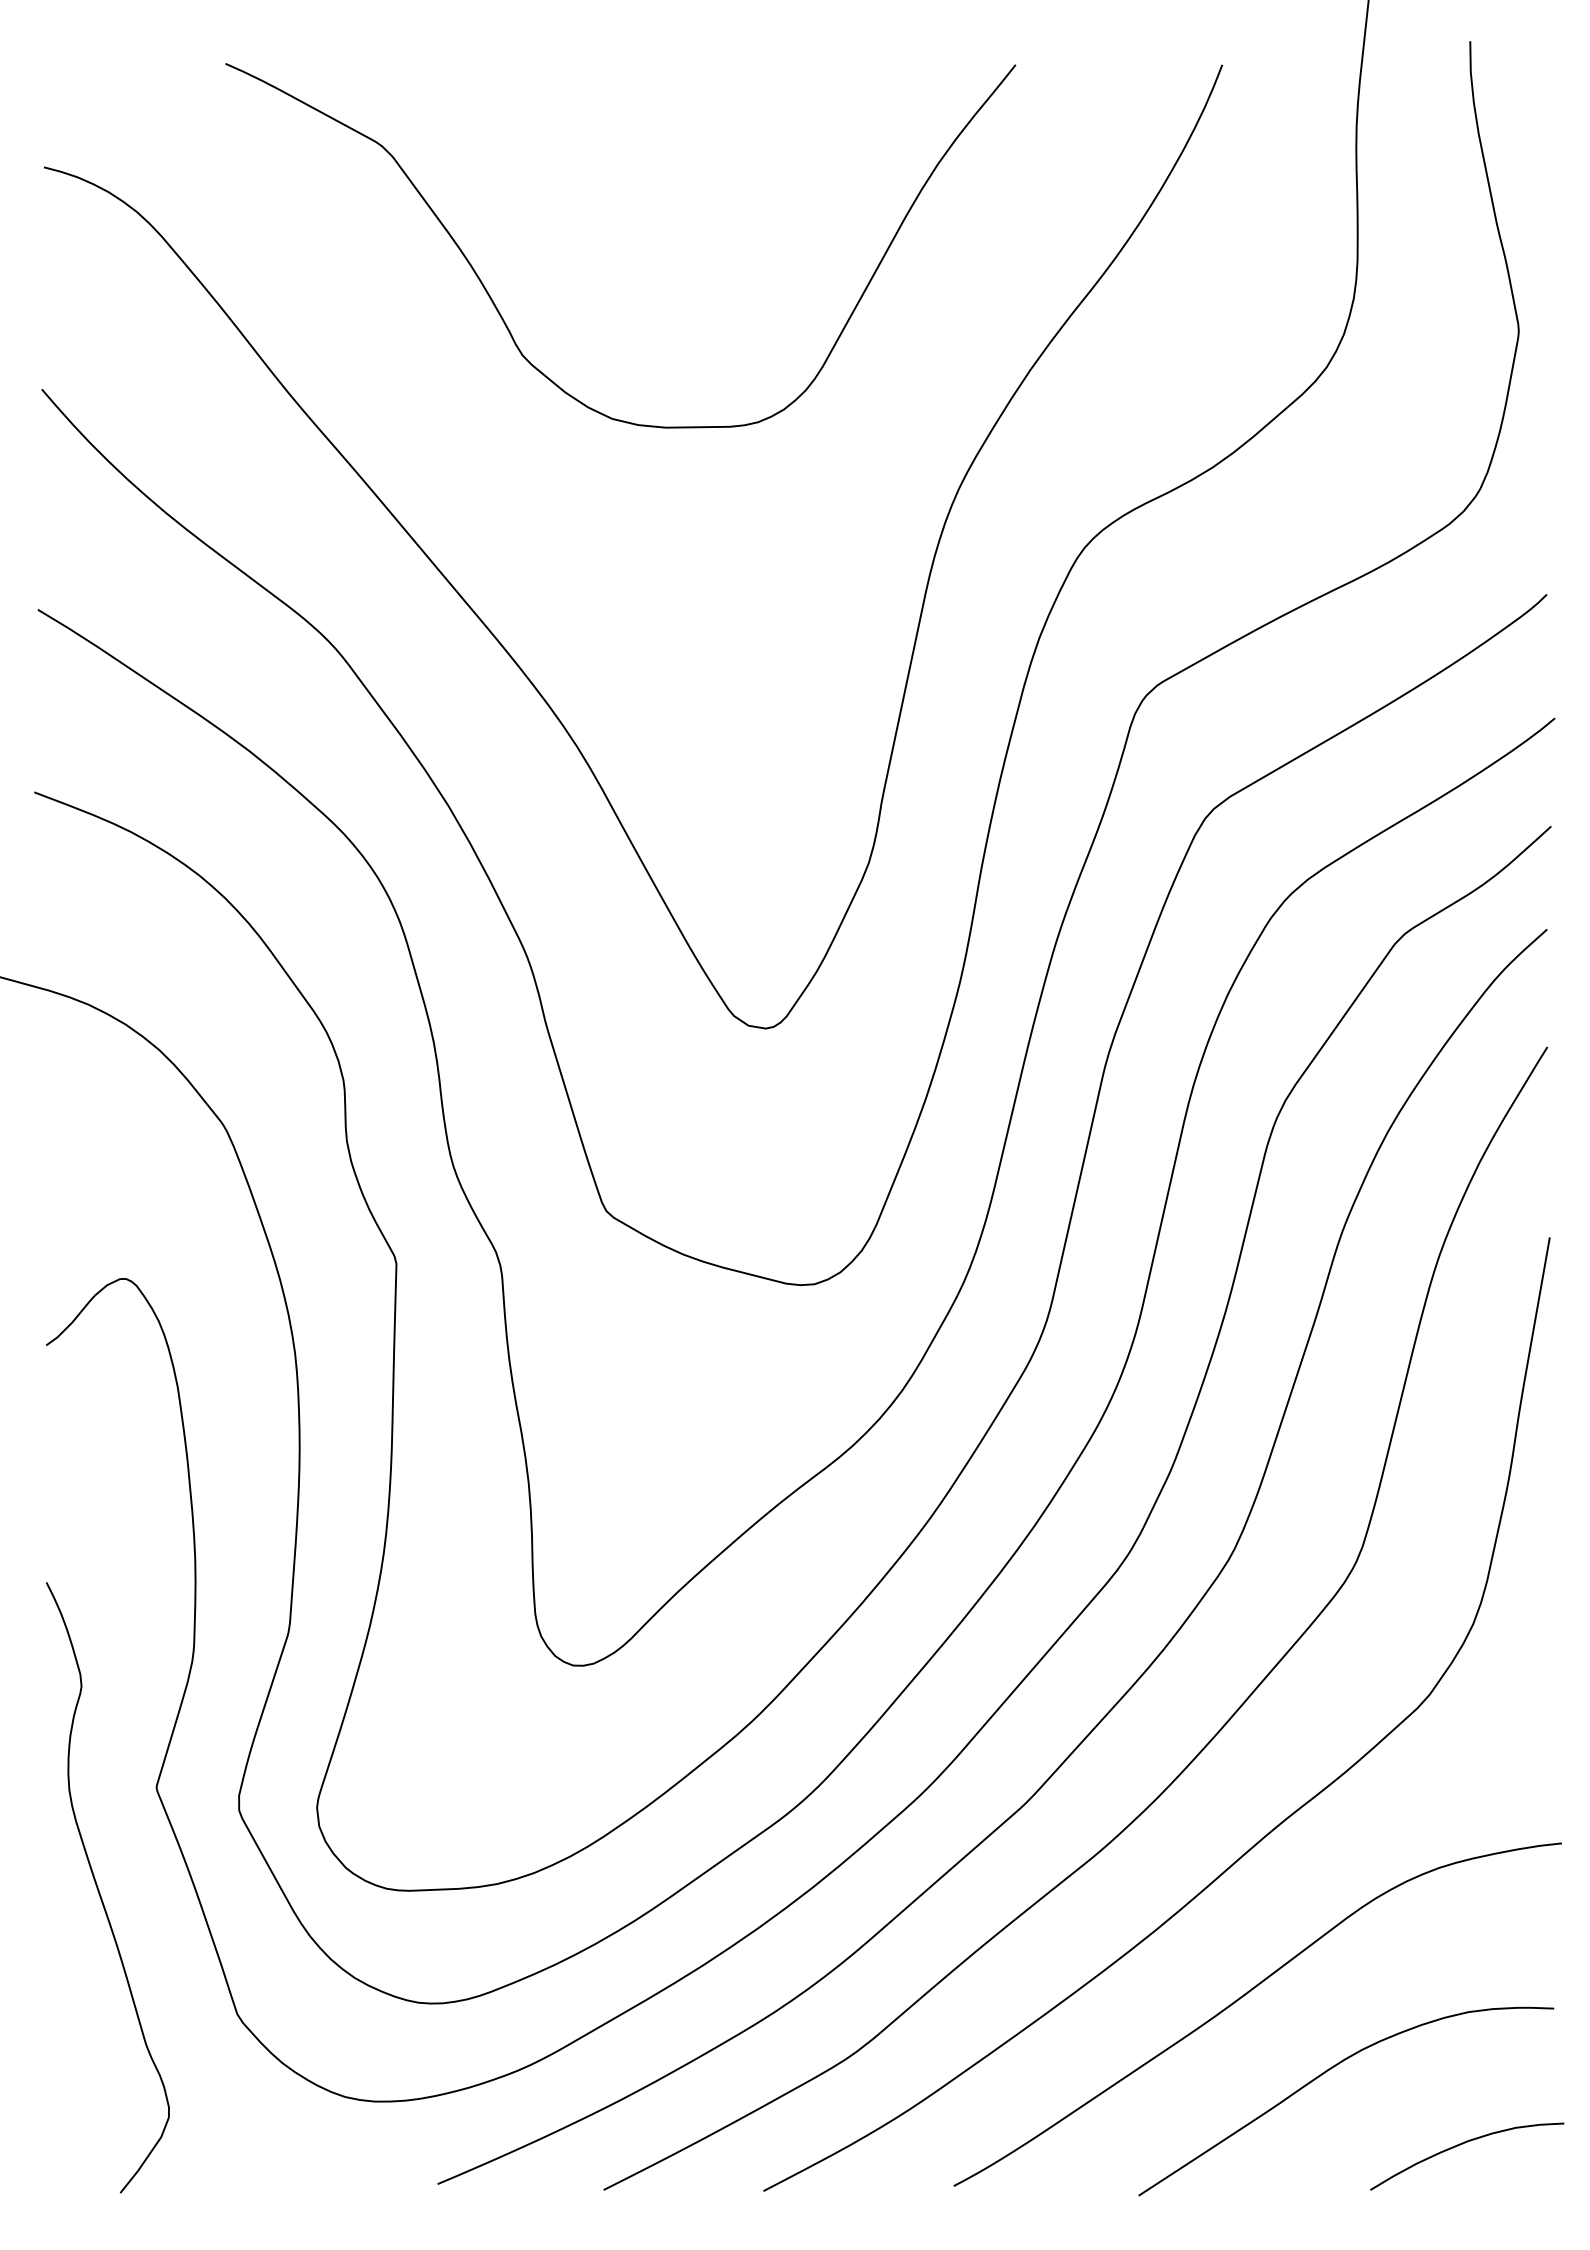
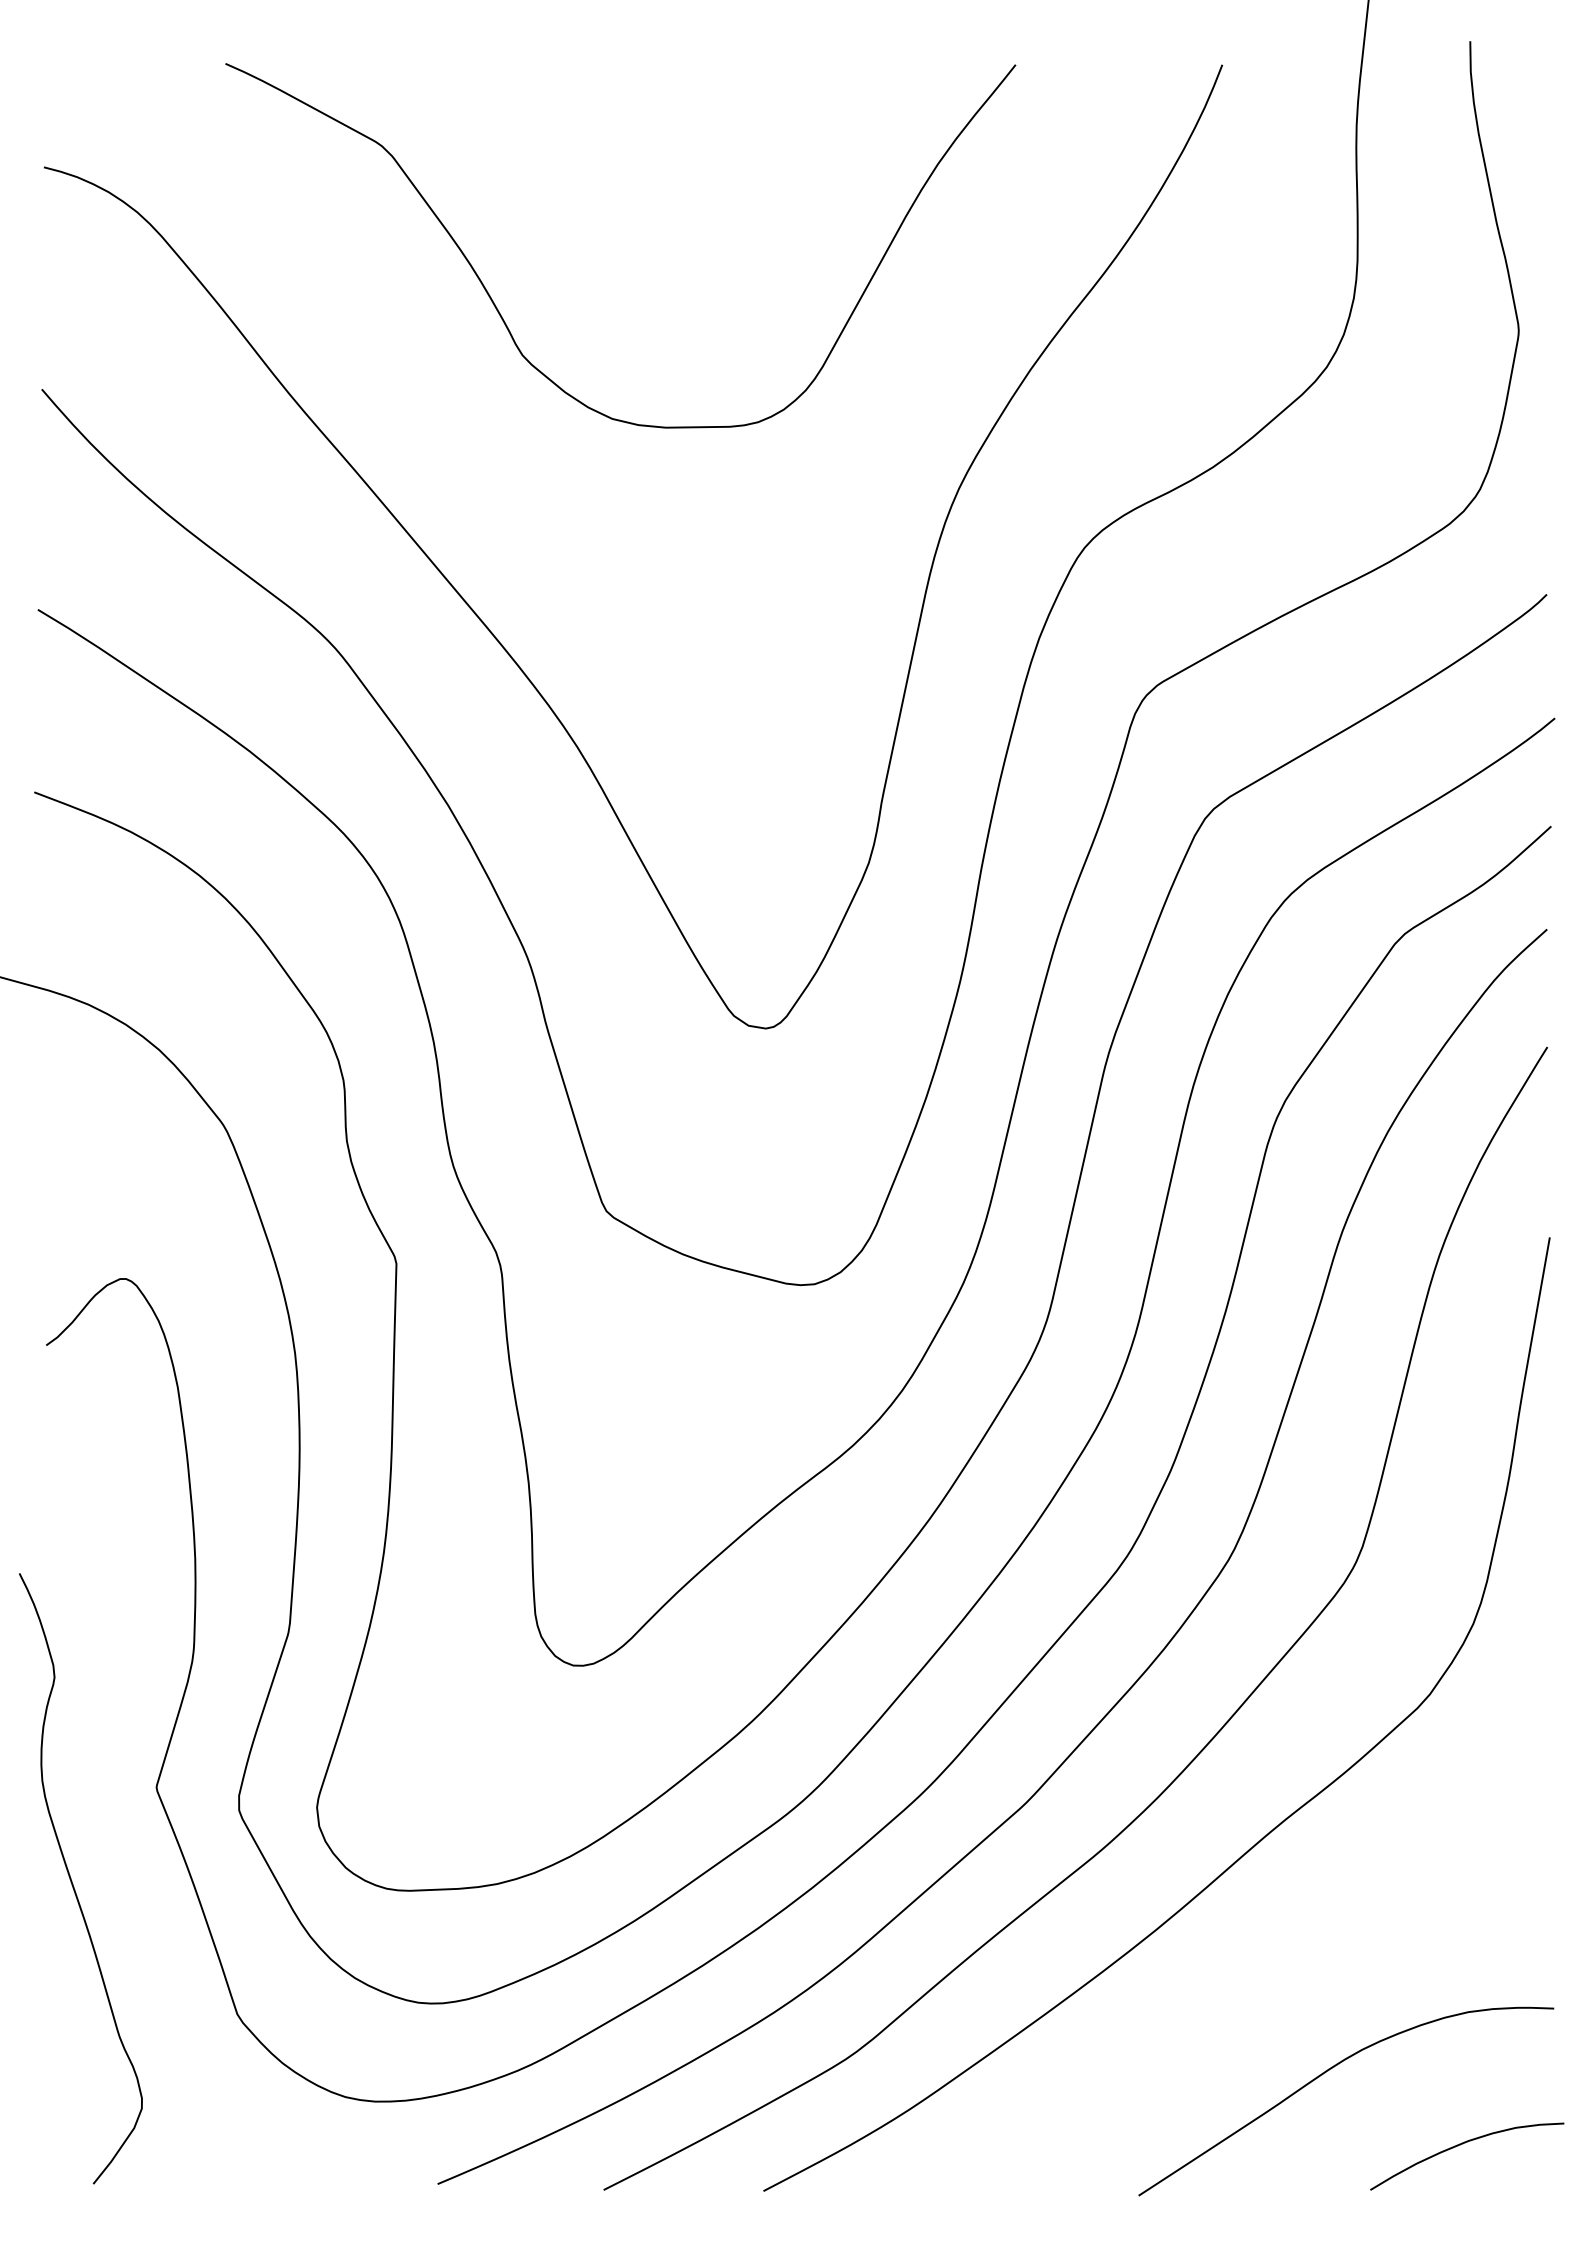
curve position: (99, 1890) -> (72, 1881) (72, 1881)
curve: present -> none (1244, 1996)
